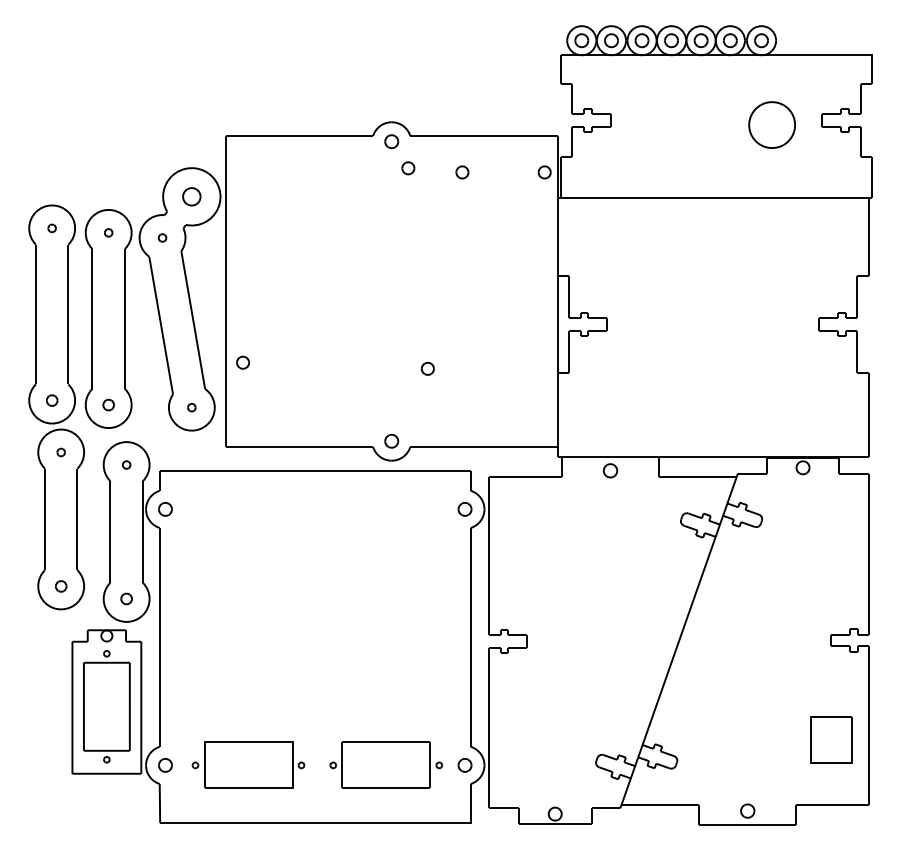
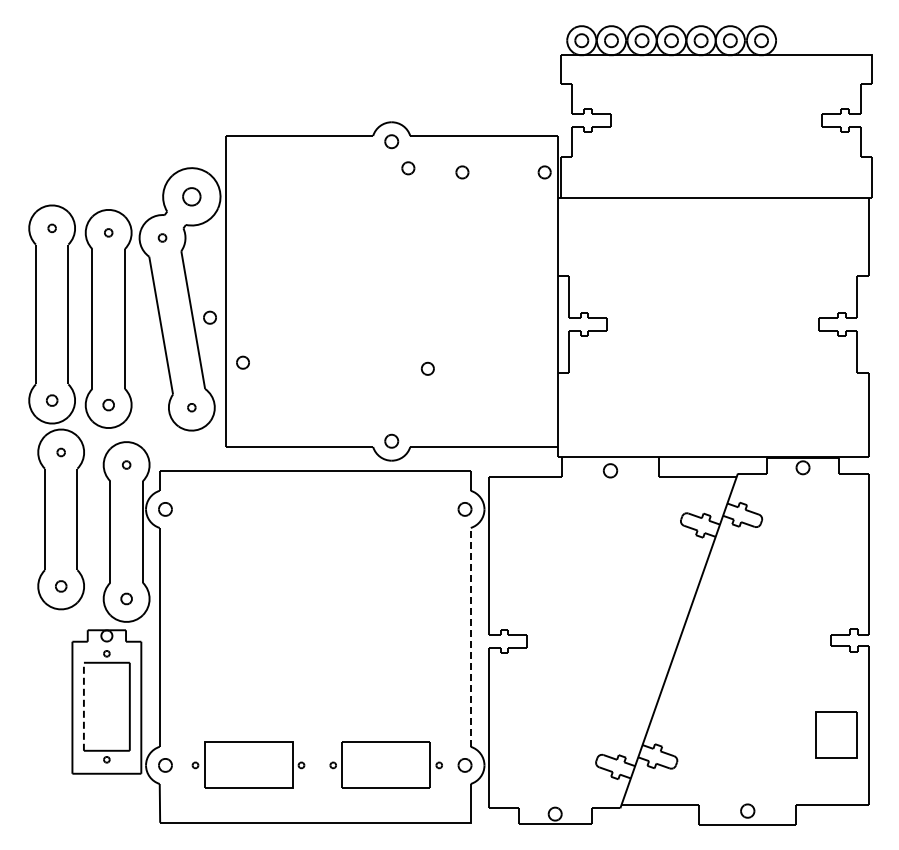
part: present -> none (771, 124)
part: none -> present (209, 317)
line: solid -> dashed (470, 636)
line: solid -> dashed (83, 706)
part position: (831, 739) -> (836, 734) (836, 734)
